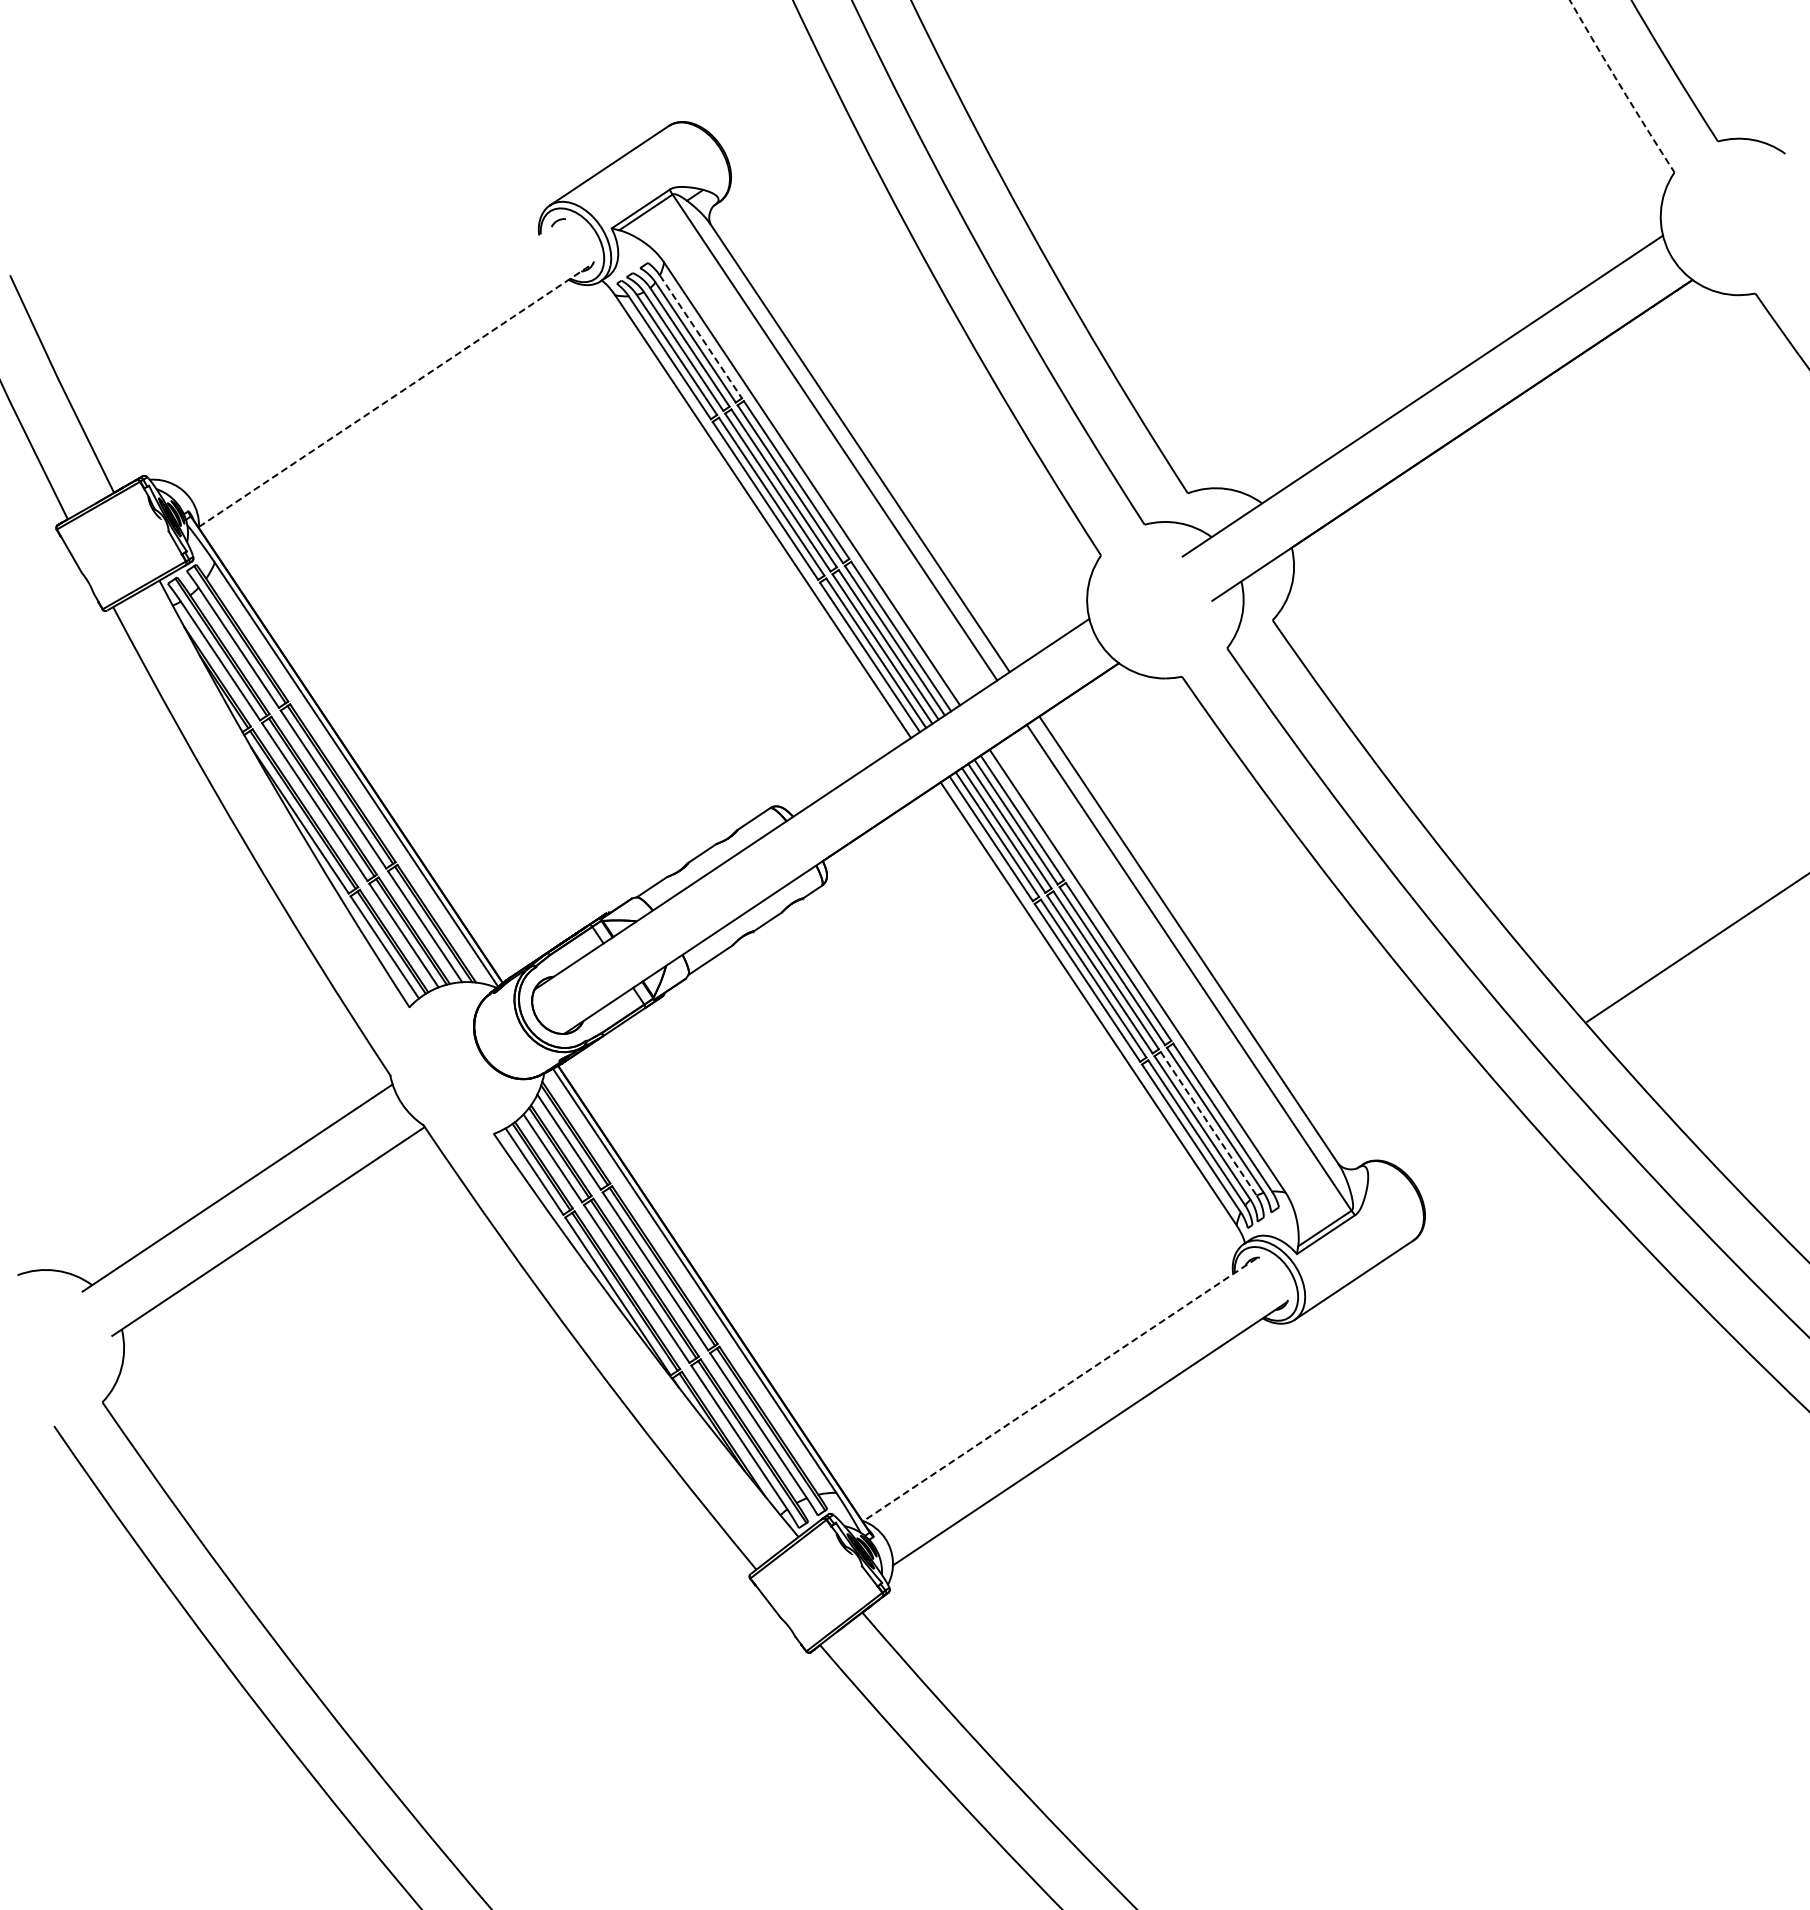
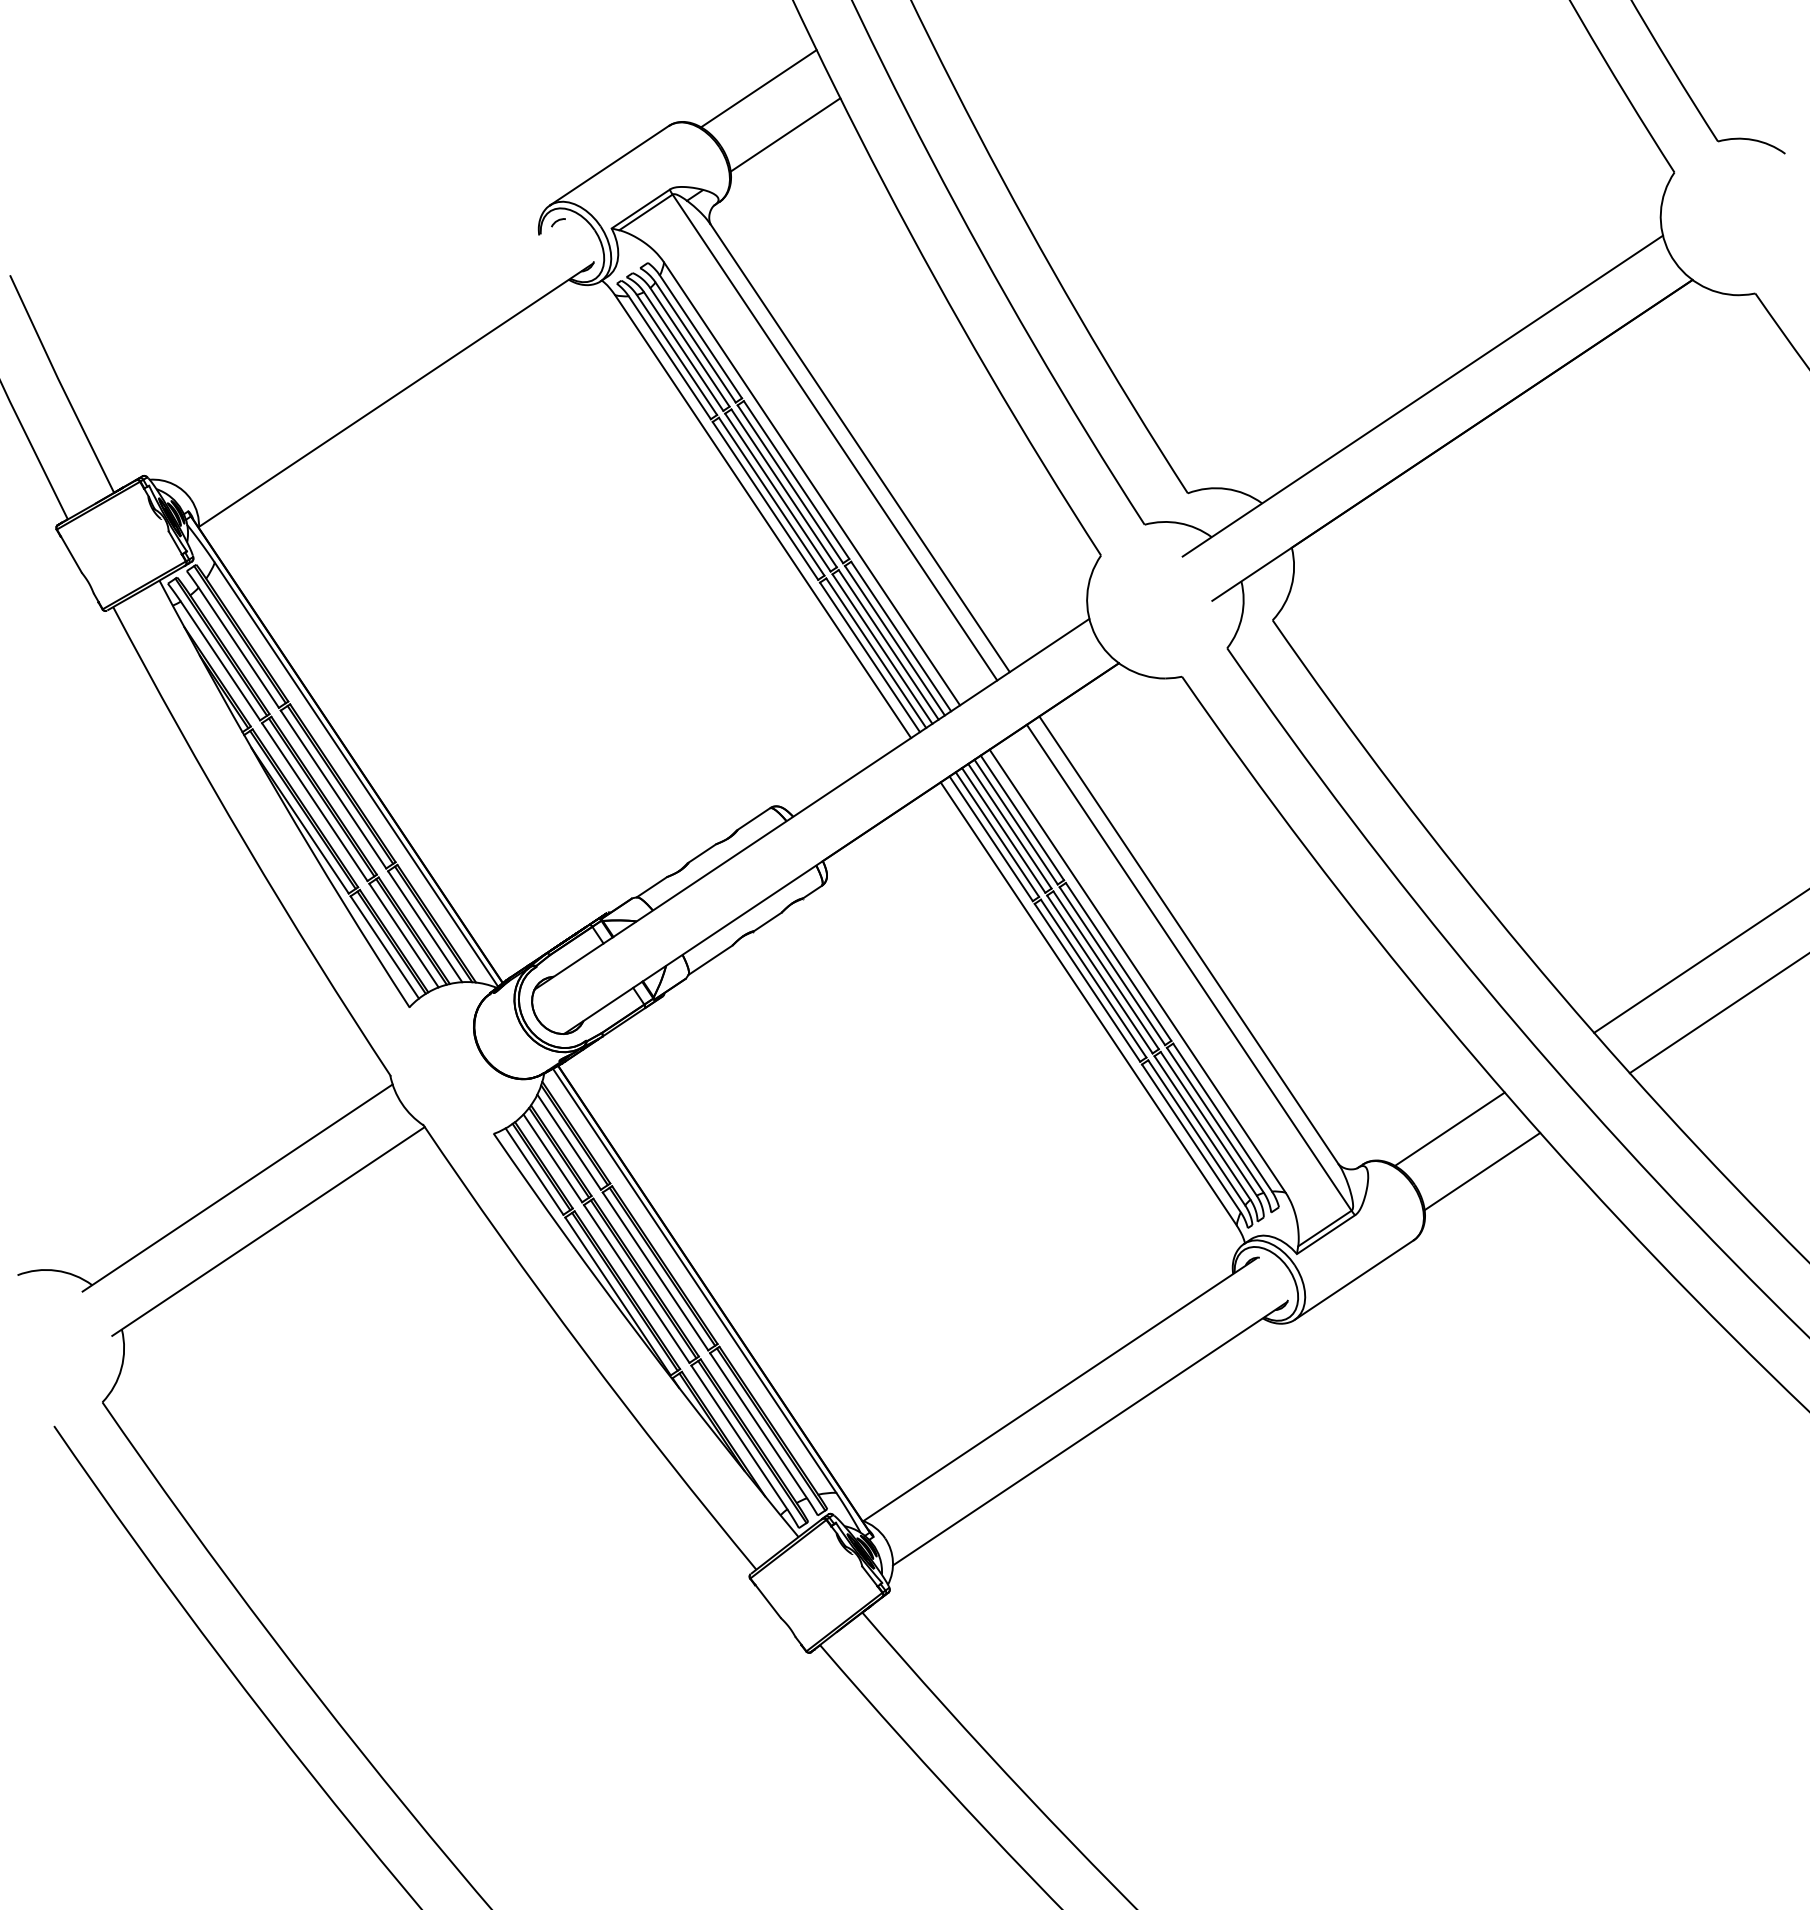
arc: dashed -> solid (1621, 87)
line: none -> present (758, 88)
line: none -> present (785, 134)
line: dashed -> solid (700, 336)
line: dashed -> solid (396, 394)
line position: (1696, 948) -> (1700, 961) (1700, 961)
line: none -> present (1717, 1014)
line: dashed -> solid (1209, 1124)
line: none -> present (1449, 1128)
line: none -> present (1482, 1171)
line: dashed -> solid (1059, 1390)
